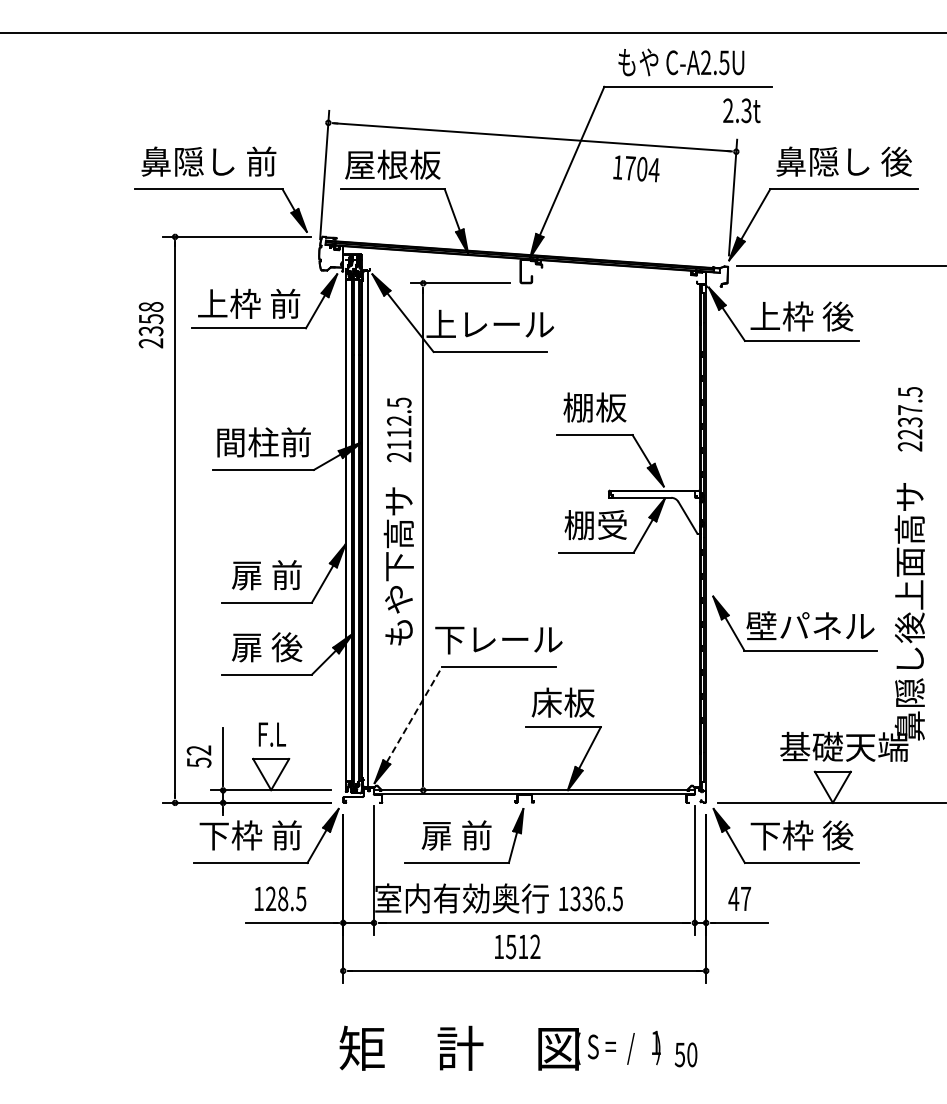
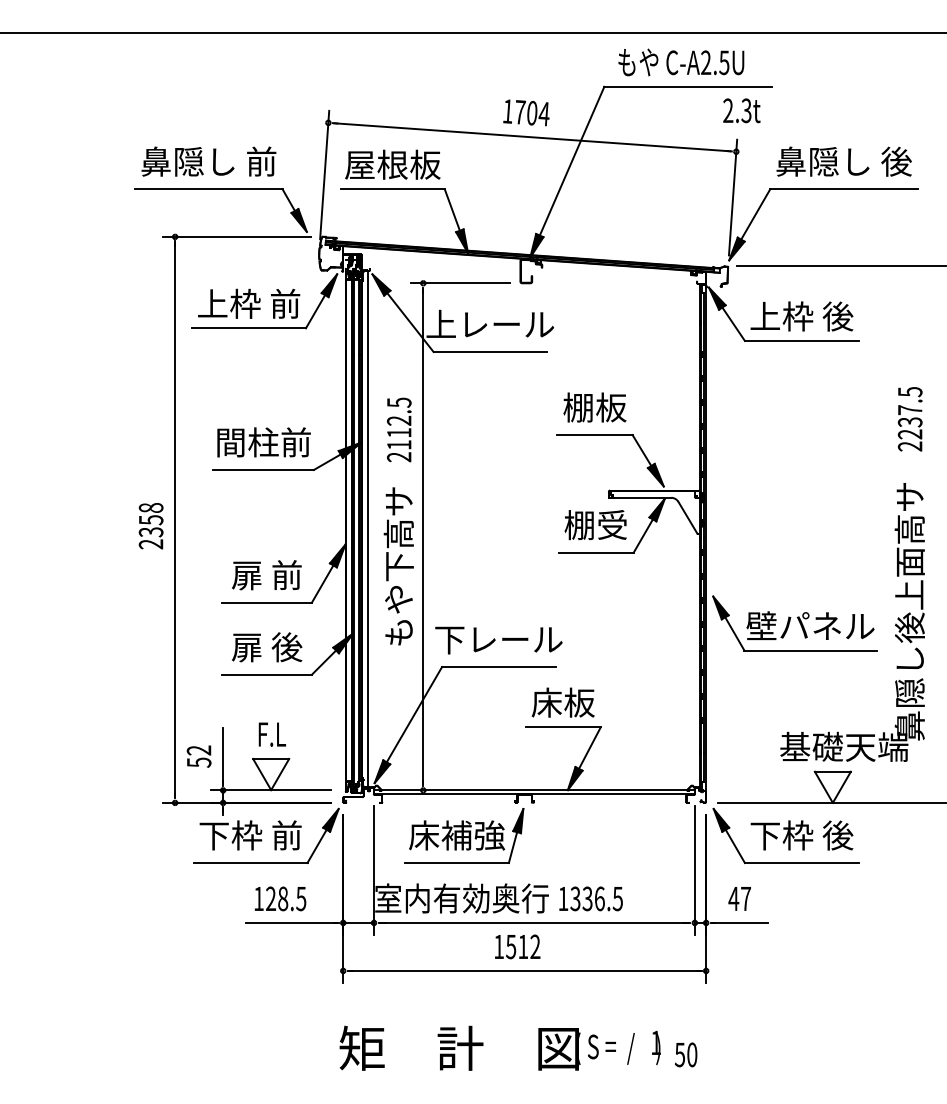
text position: (636, 168) -> (526, 112) (526, 112)
text position: (150, 325) -> (150, 526) (150, 526)
line: dashed -> solid (414, 714)
text: 扉 前 -> 床補強 (457, 835)
